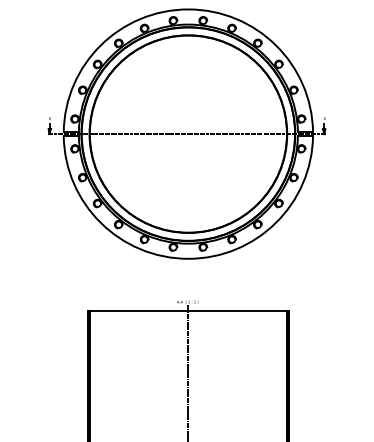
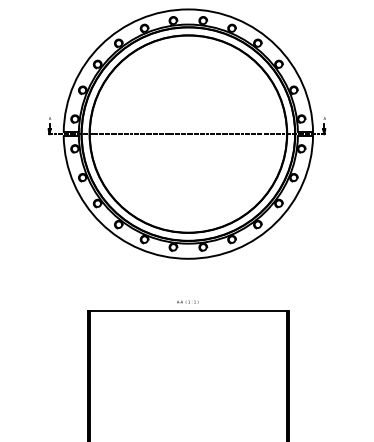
line: present -> none (188, 371)
